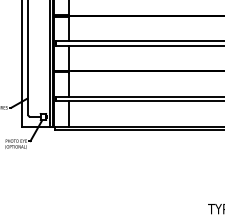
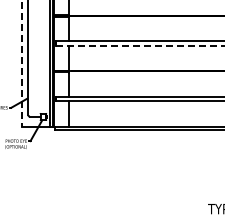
line: solid -> dashed (140, 45)
line: solid -> dashed (22, 64)
